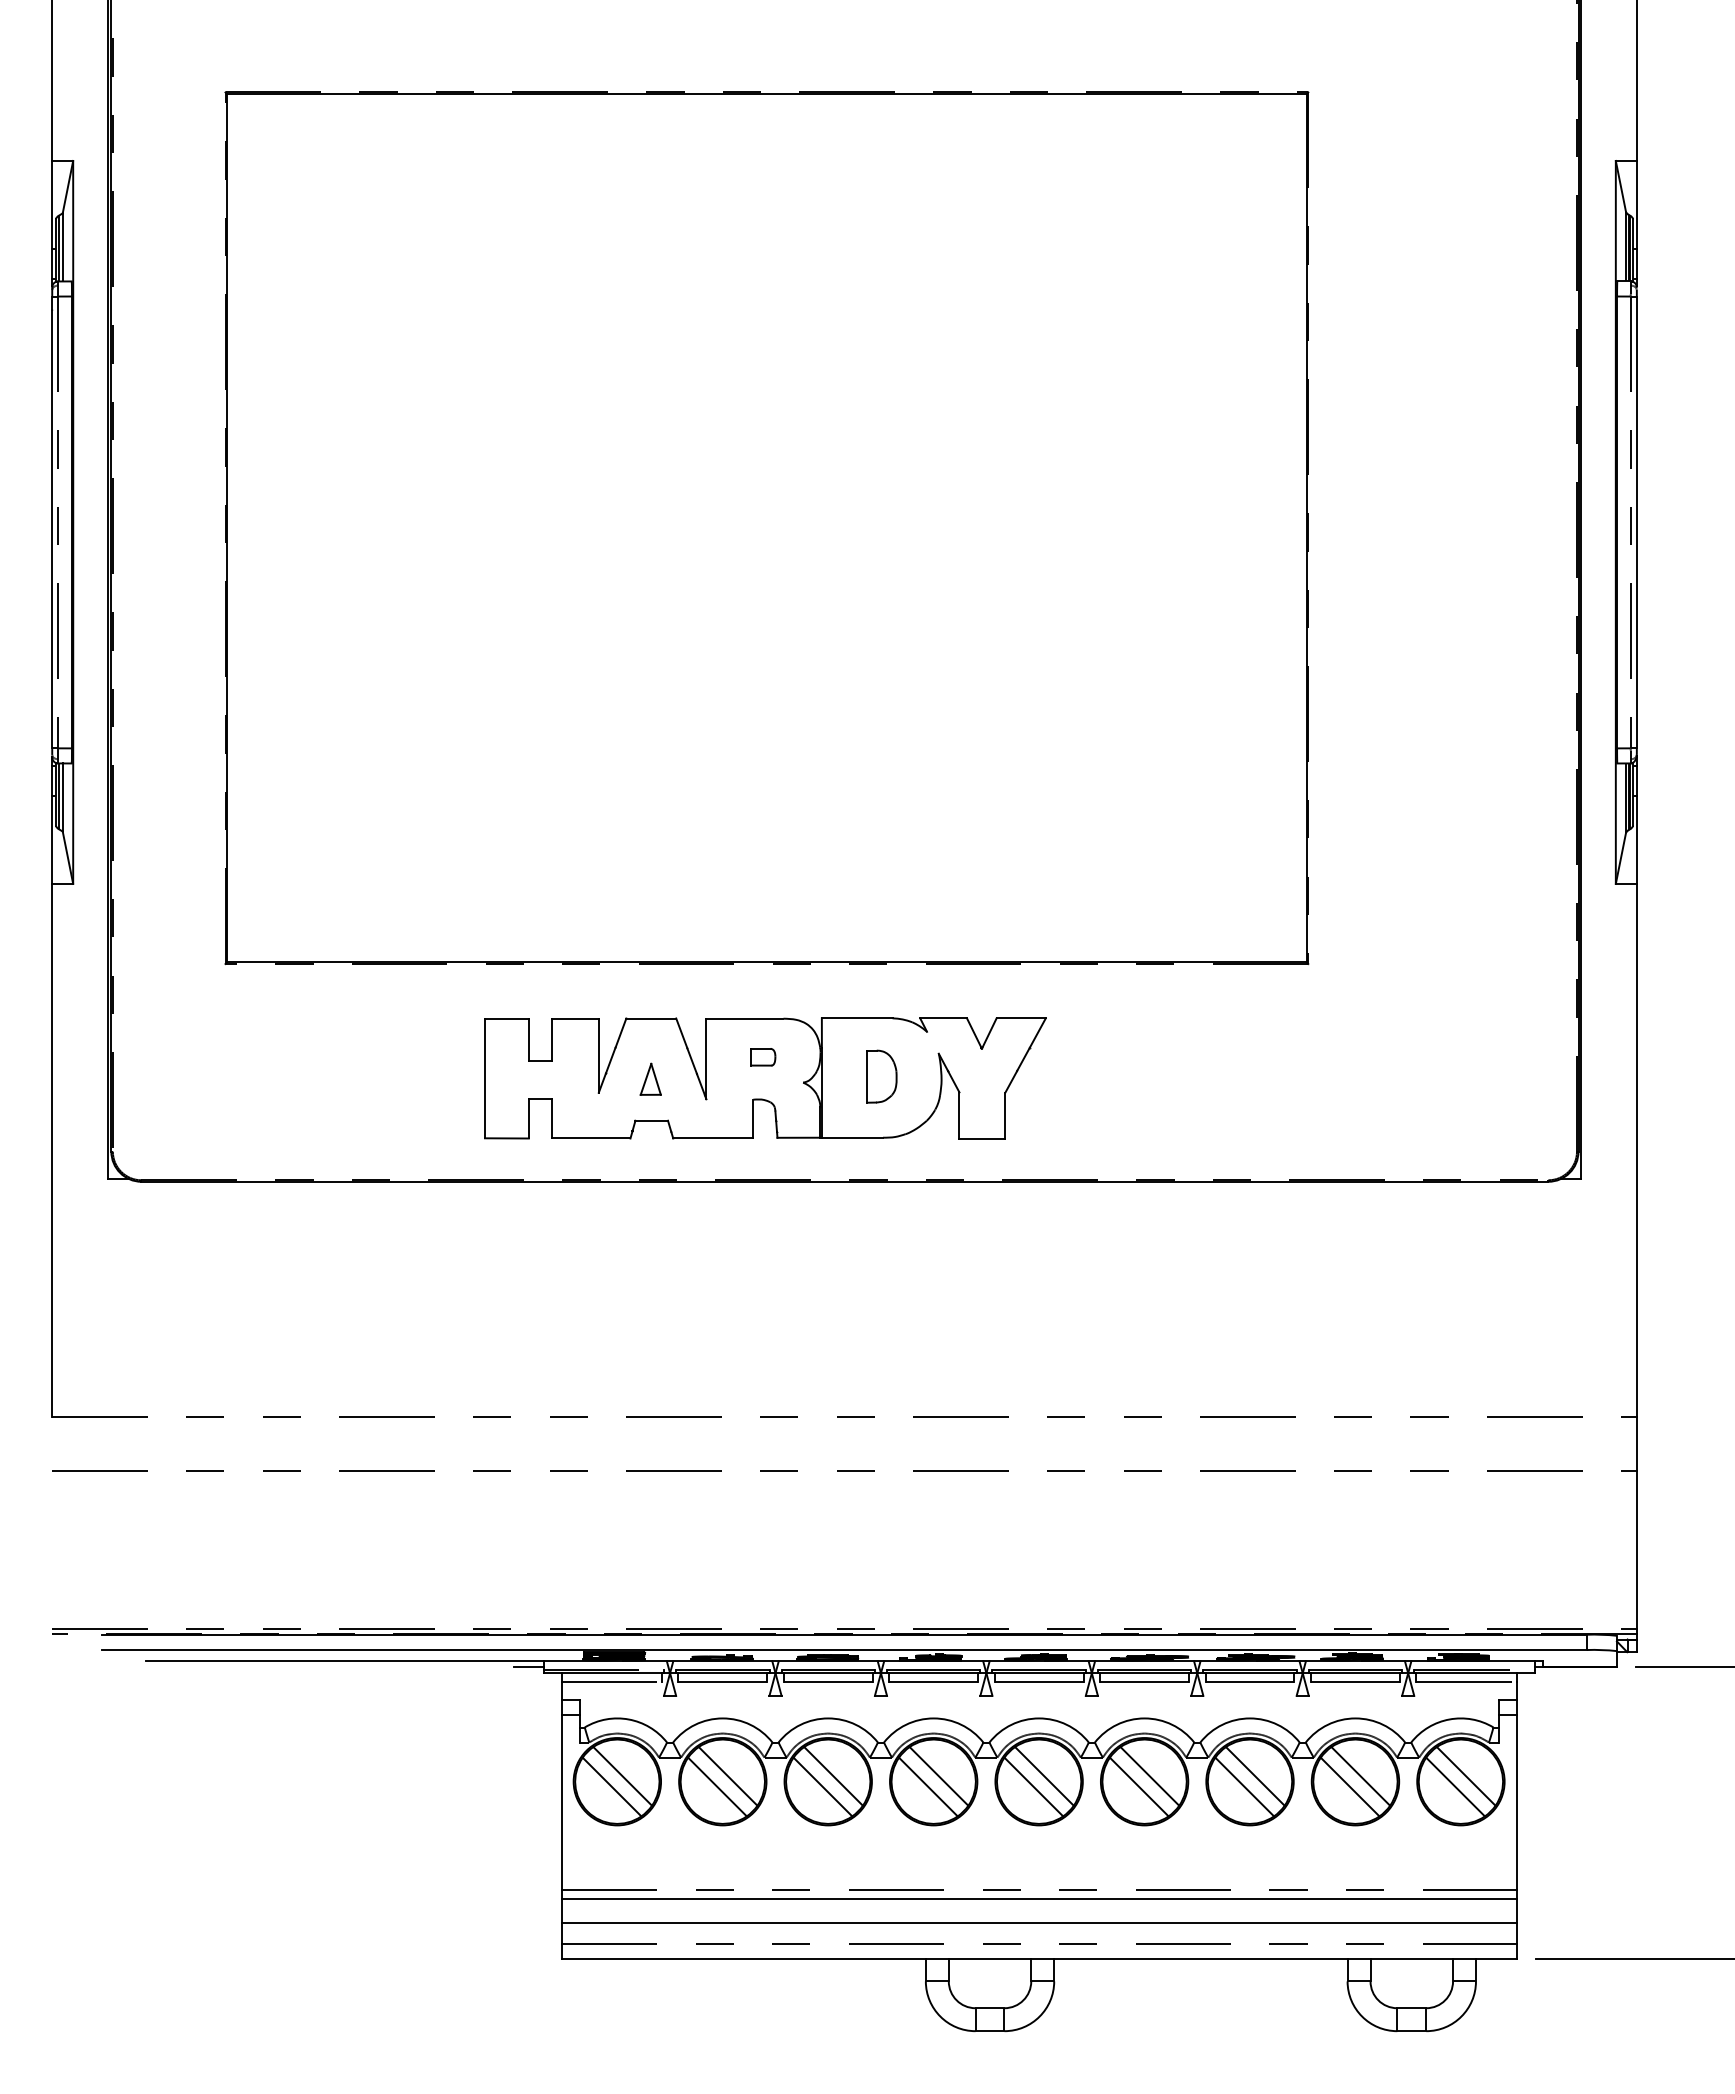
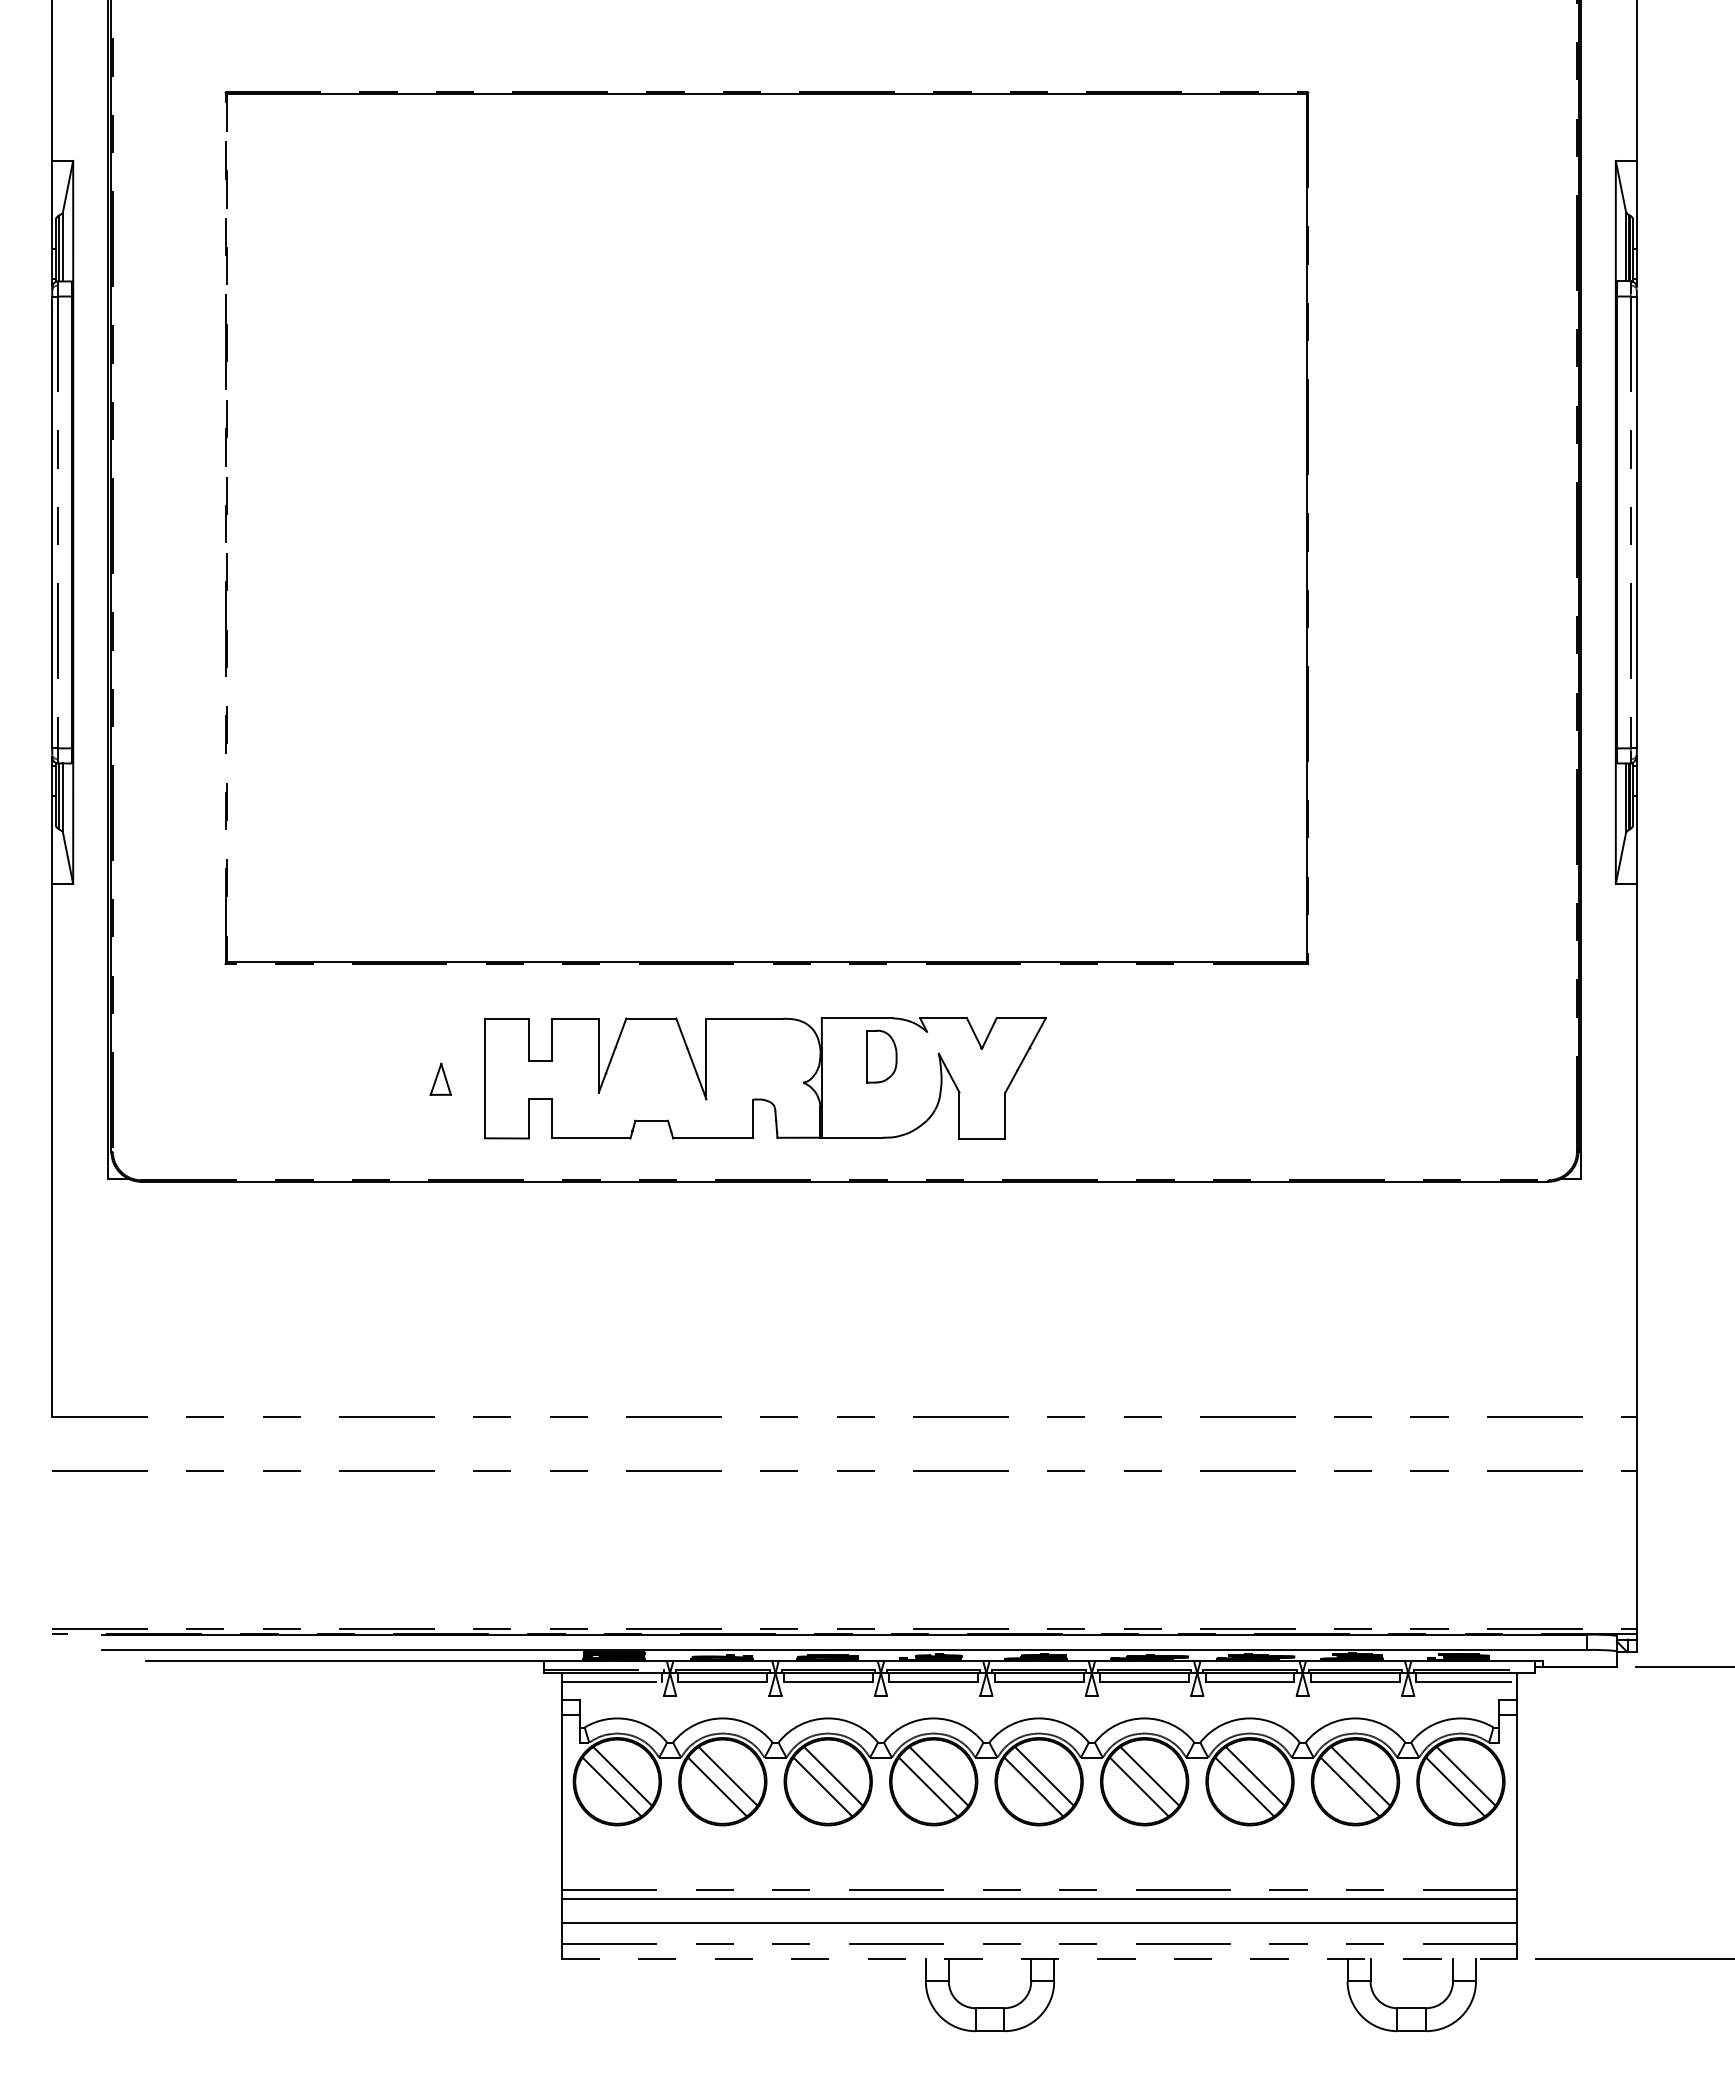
line: solid -> dashed (227, 528)
part: present -> none (763, 1057)
part position: (881, 1076) -> (881, 1056) (881, 1056)
part position: (650, 1078) -> (440, 1078) (440, 1078)
line: present -> none (528, 1667)
line: solid -> dashed (1039, 1959)
